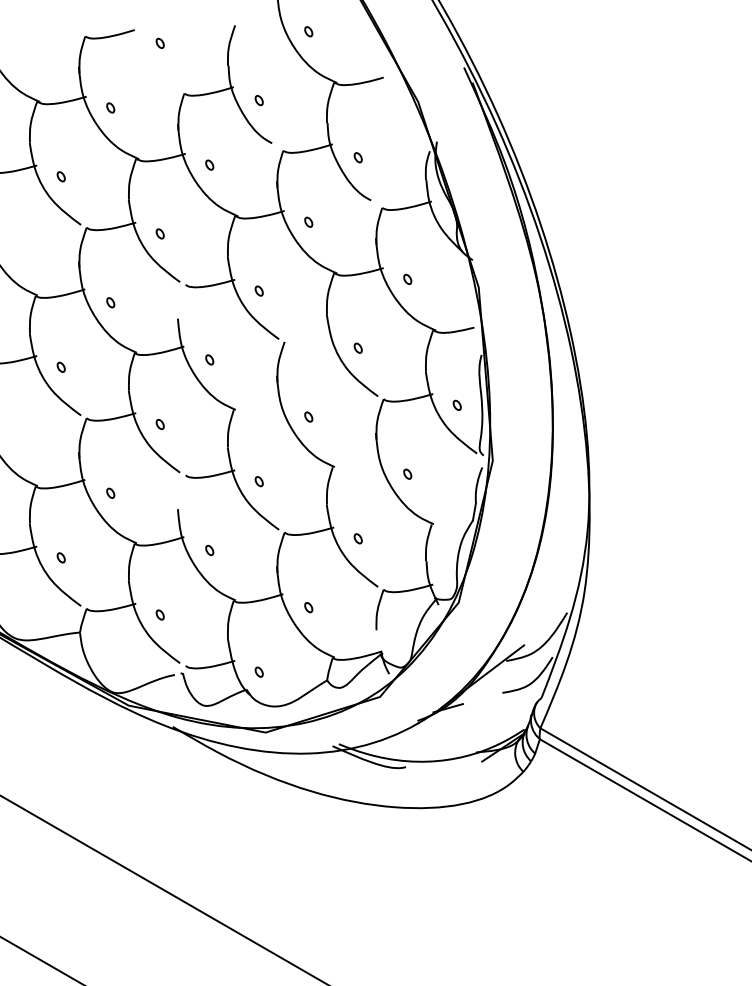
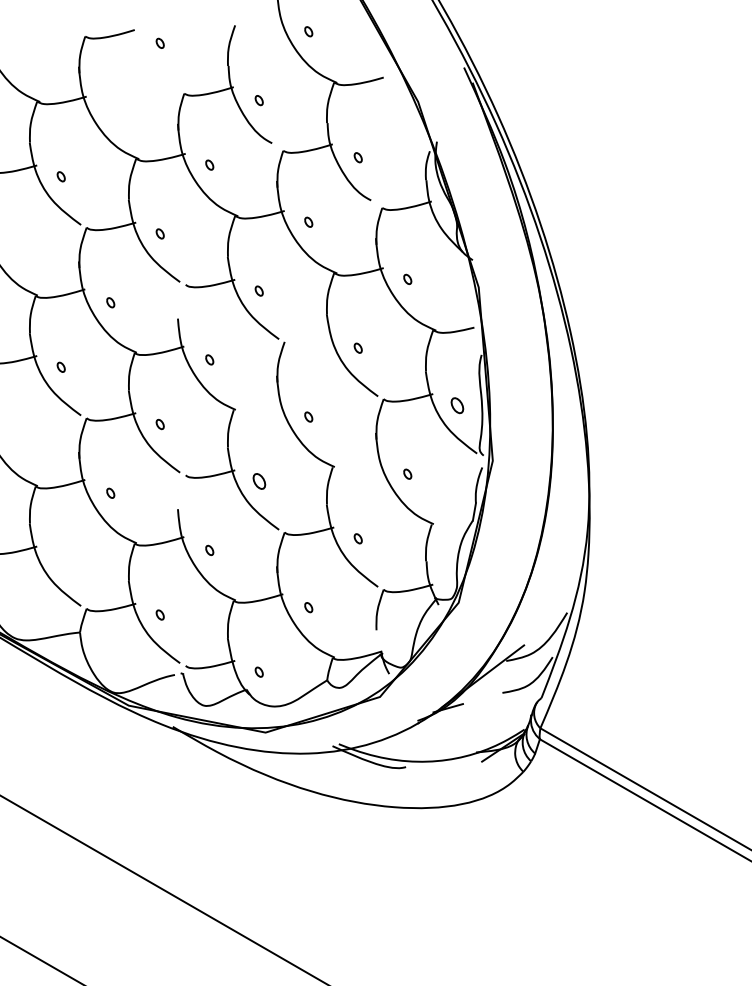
part: present -> none (110, 107)
part size: 10x12 px -> 15x18 px (457, 405)
part size: 10x12 px -> 15x17 px (259, 481)
part: present -> none (60, 557)
